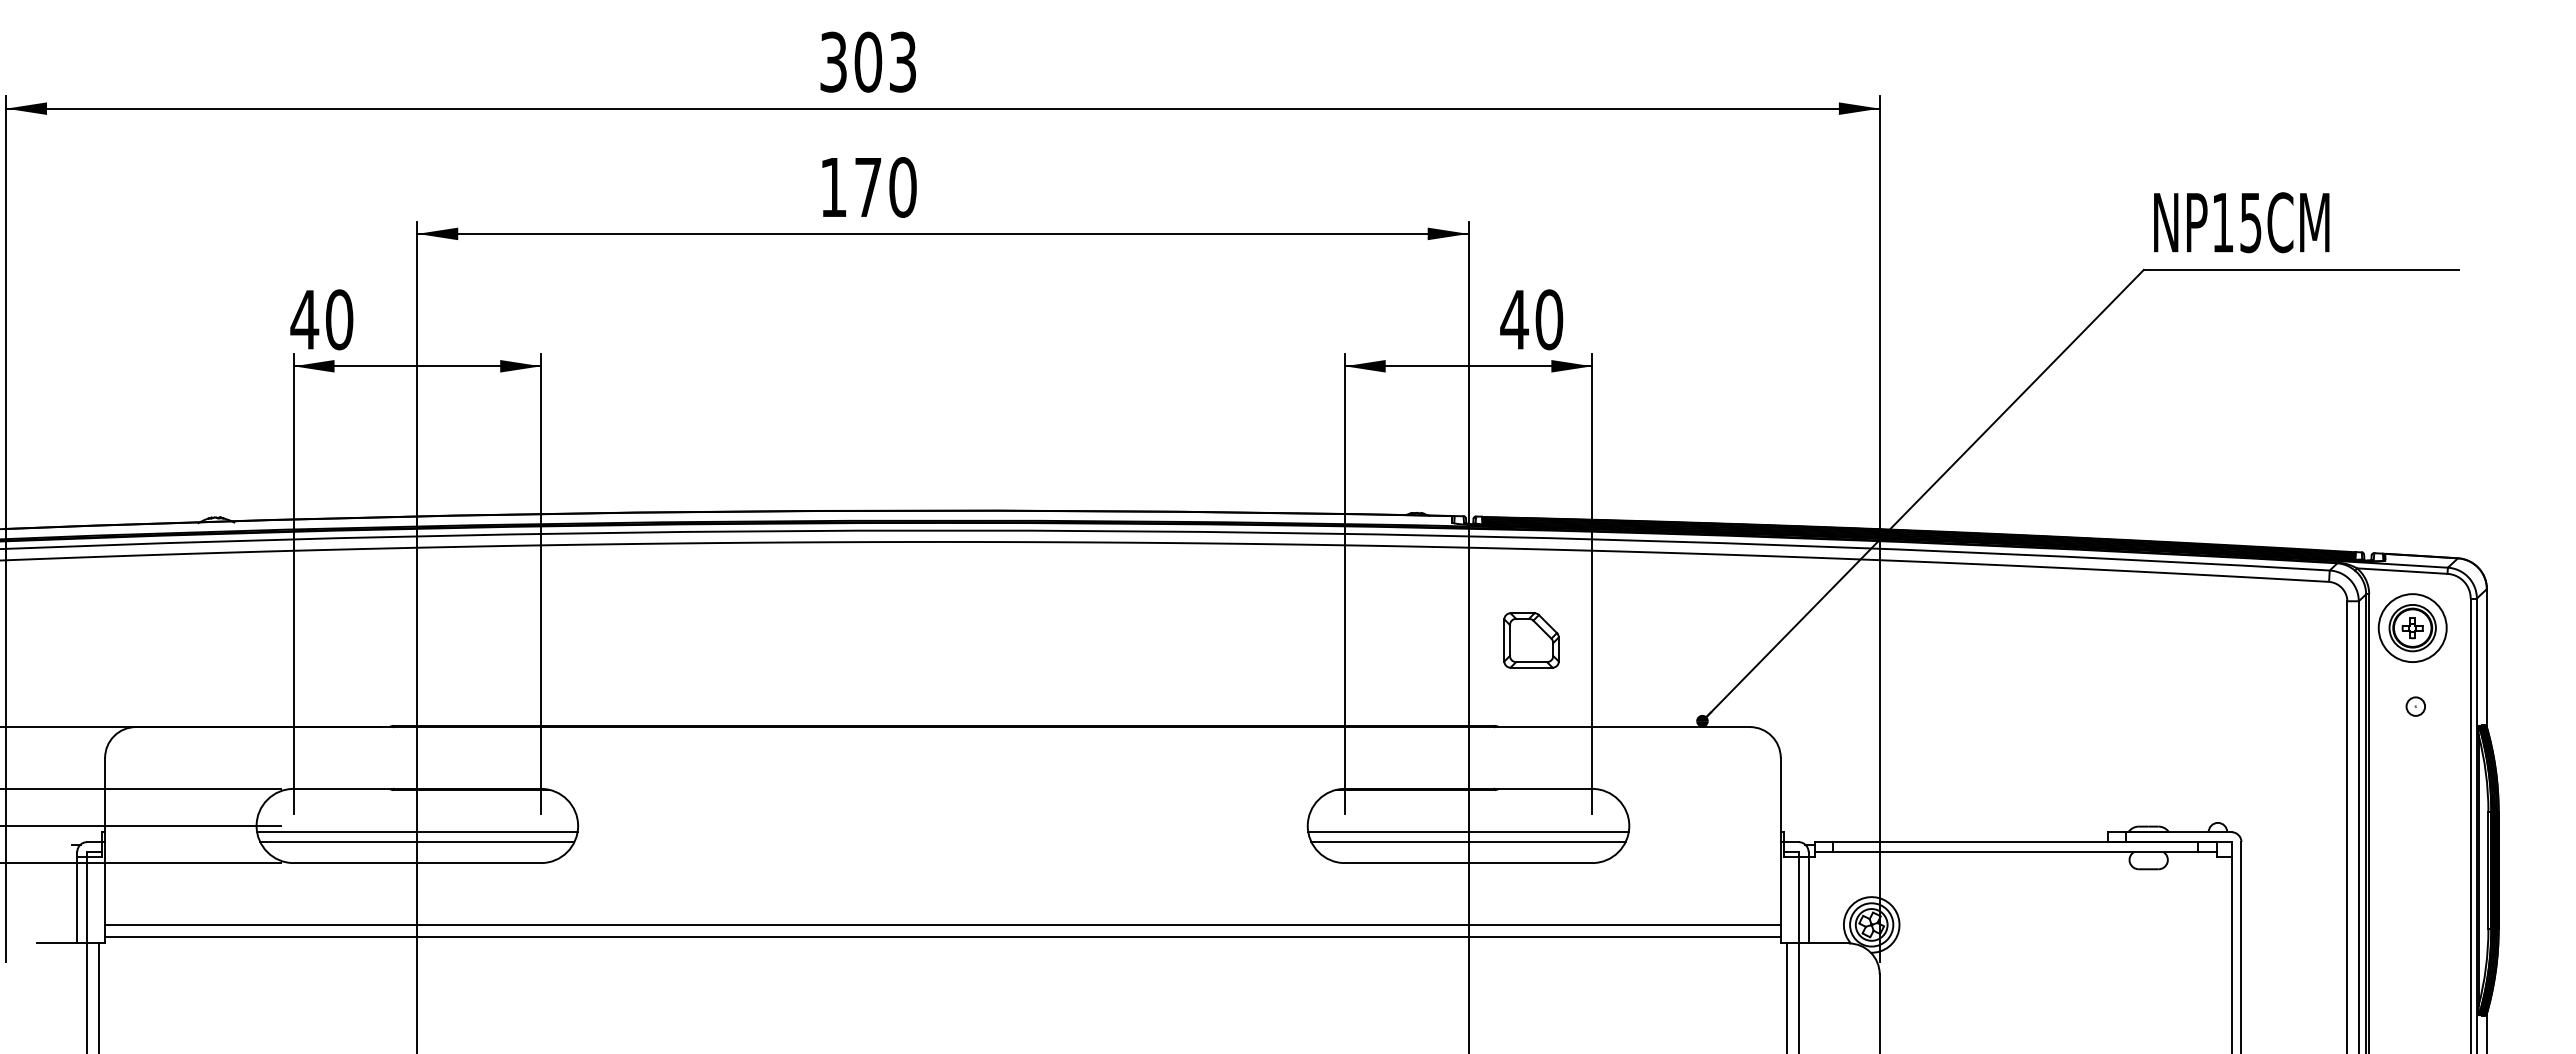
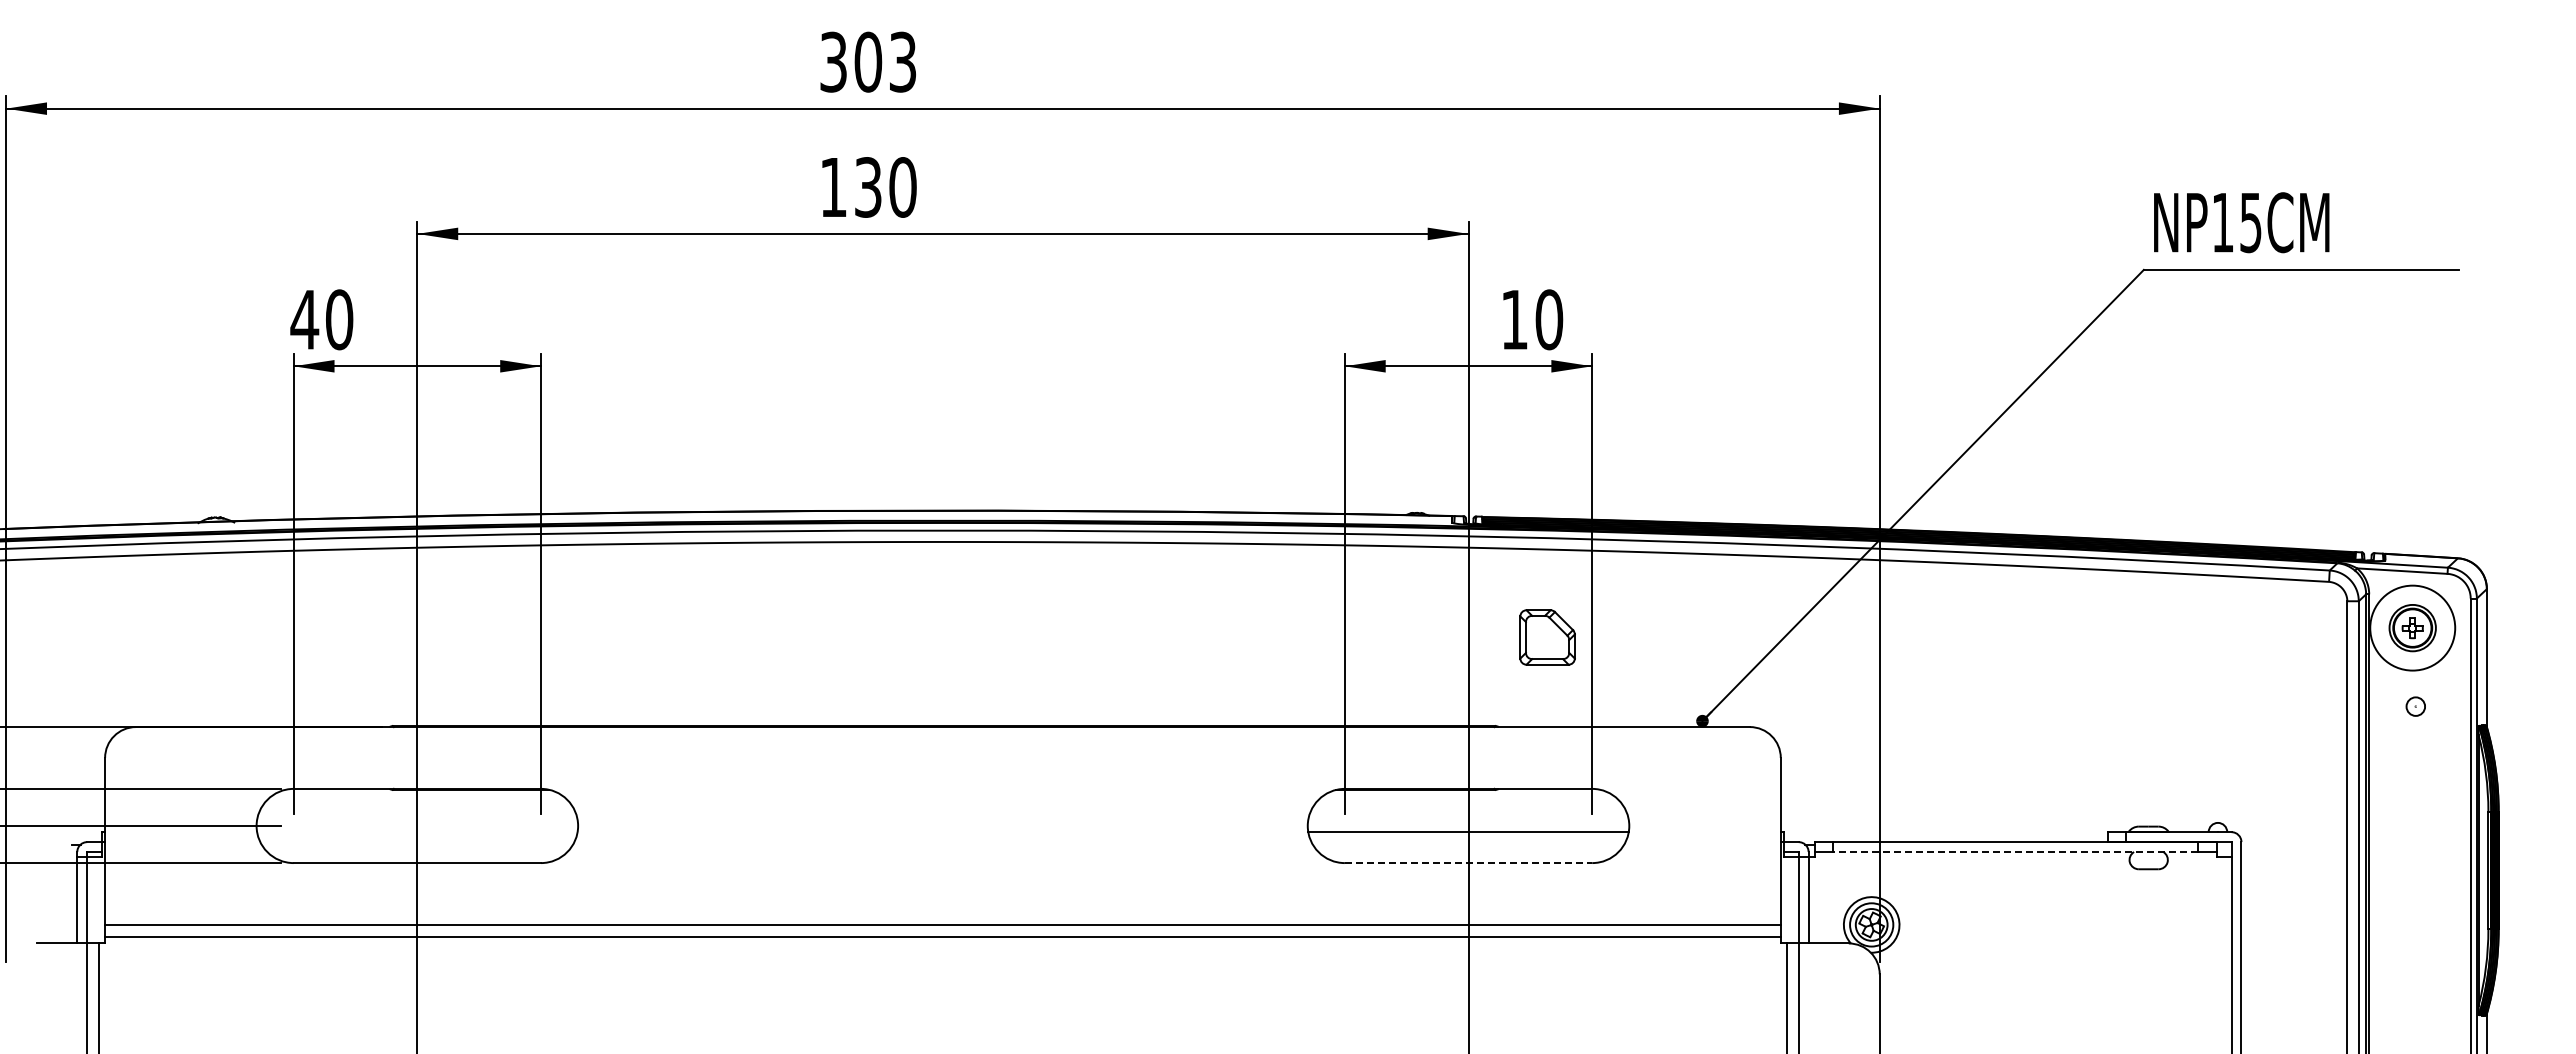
text: 170 -> 130 (868, 187)
text: 40 -> 10 (1514, 319)
circle diameter: 68 px -> 85 px (2412, 627)
part position: (1531, 640) -> (1547, 637) (1547, 637)
line: present -> none (417, 832)
line: present -> none (417, 842)
line: present -> none (1468, 842)
line: solid -> dashed (2015, 852)
line: solid -> dashed (1468, 863)
